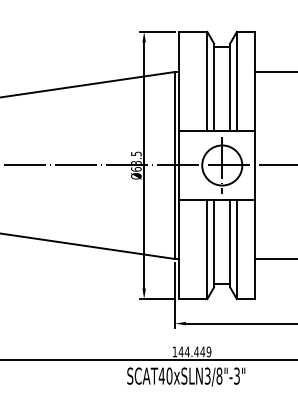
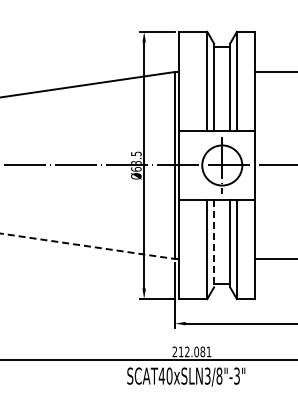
line: solid -> dashed (214, 243)
line: solid -> dashed (88, 246)
text: 144.449 -> 212.081 (191, 351)
